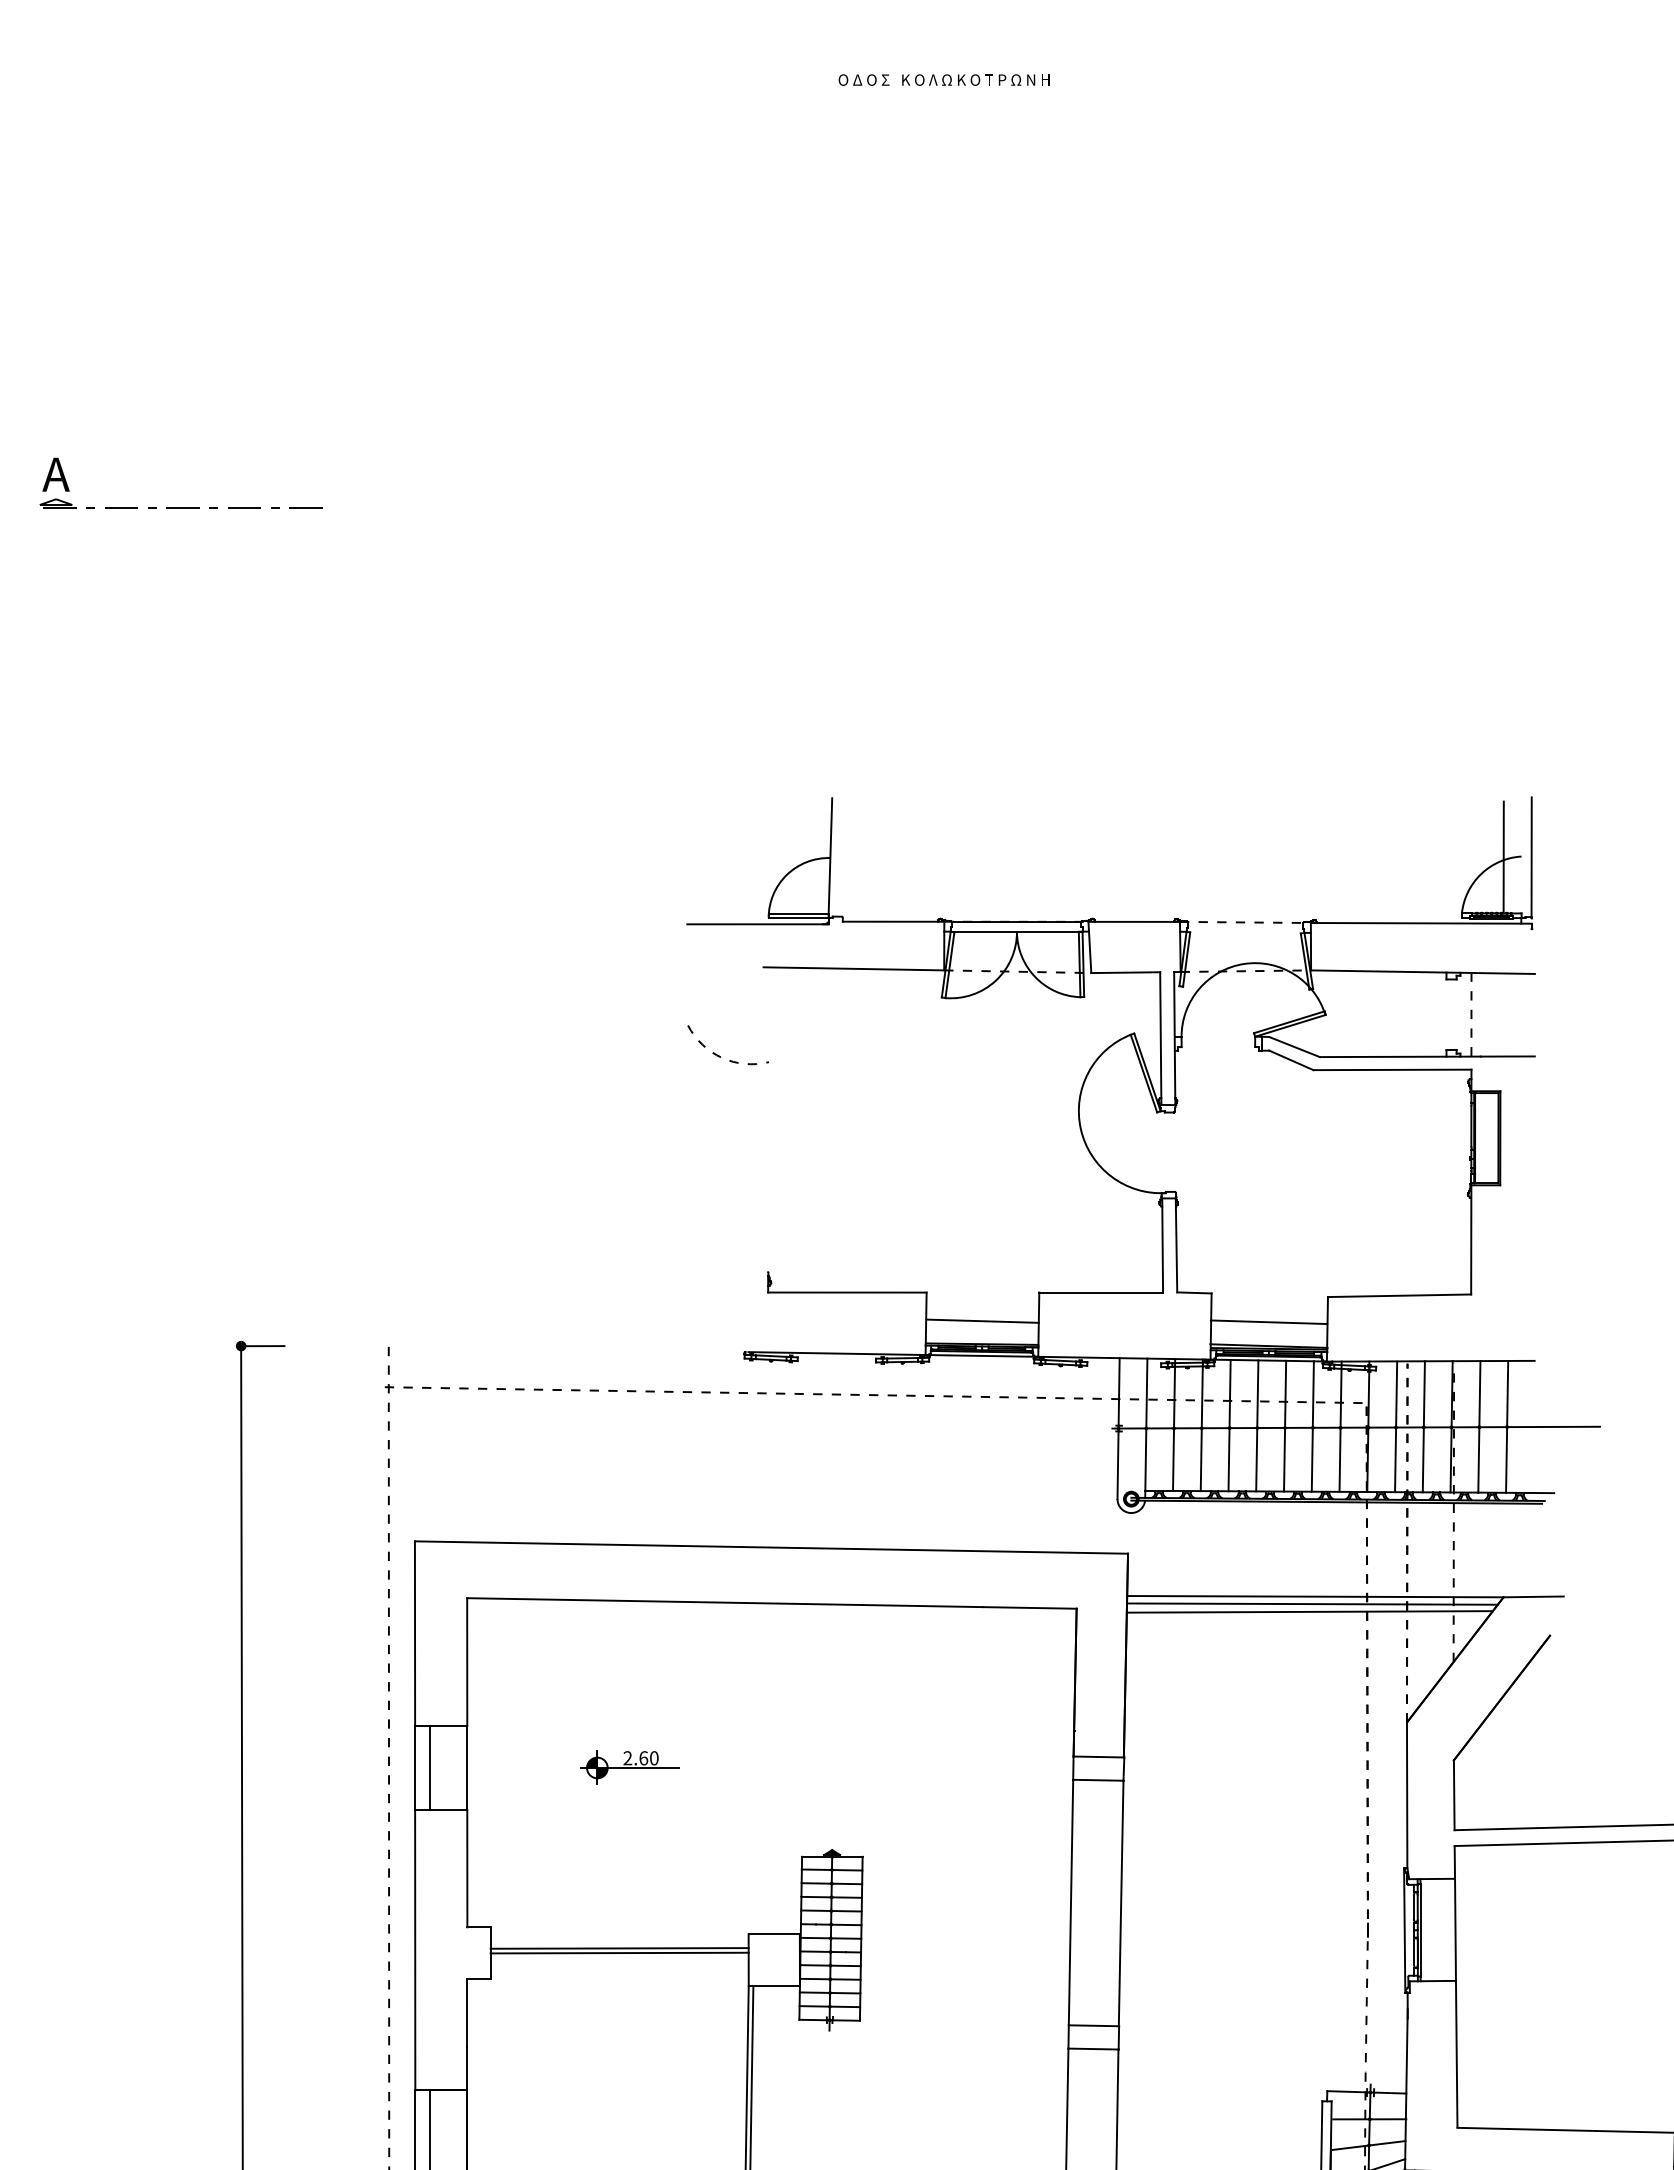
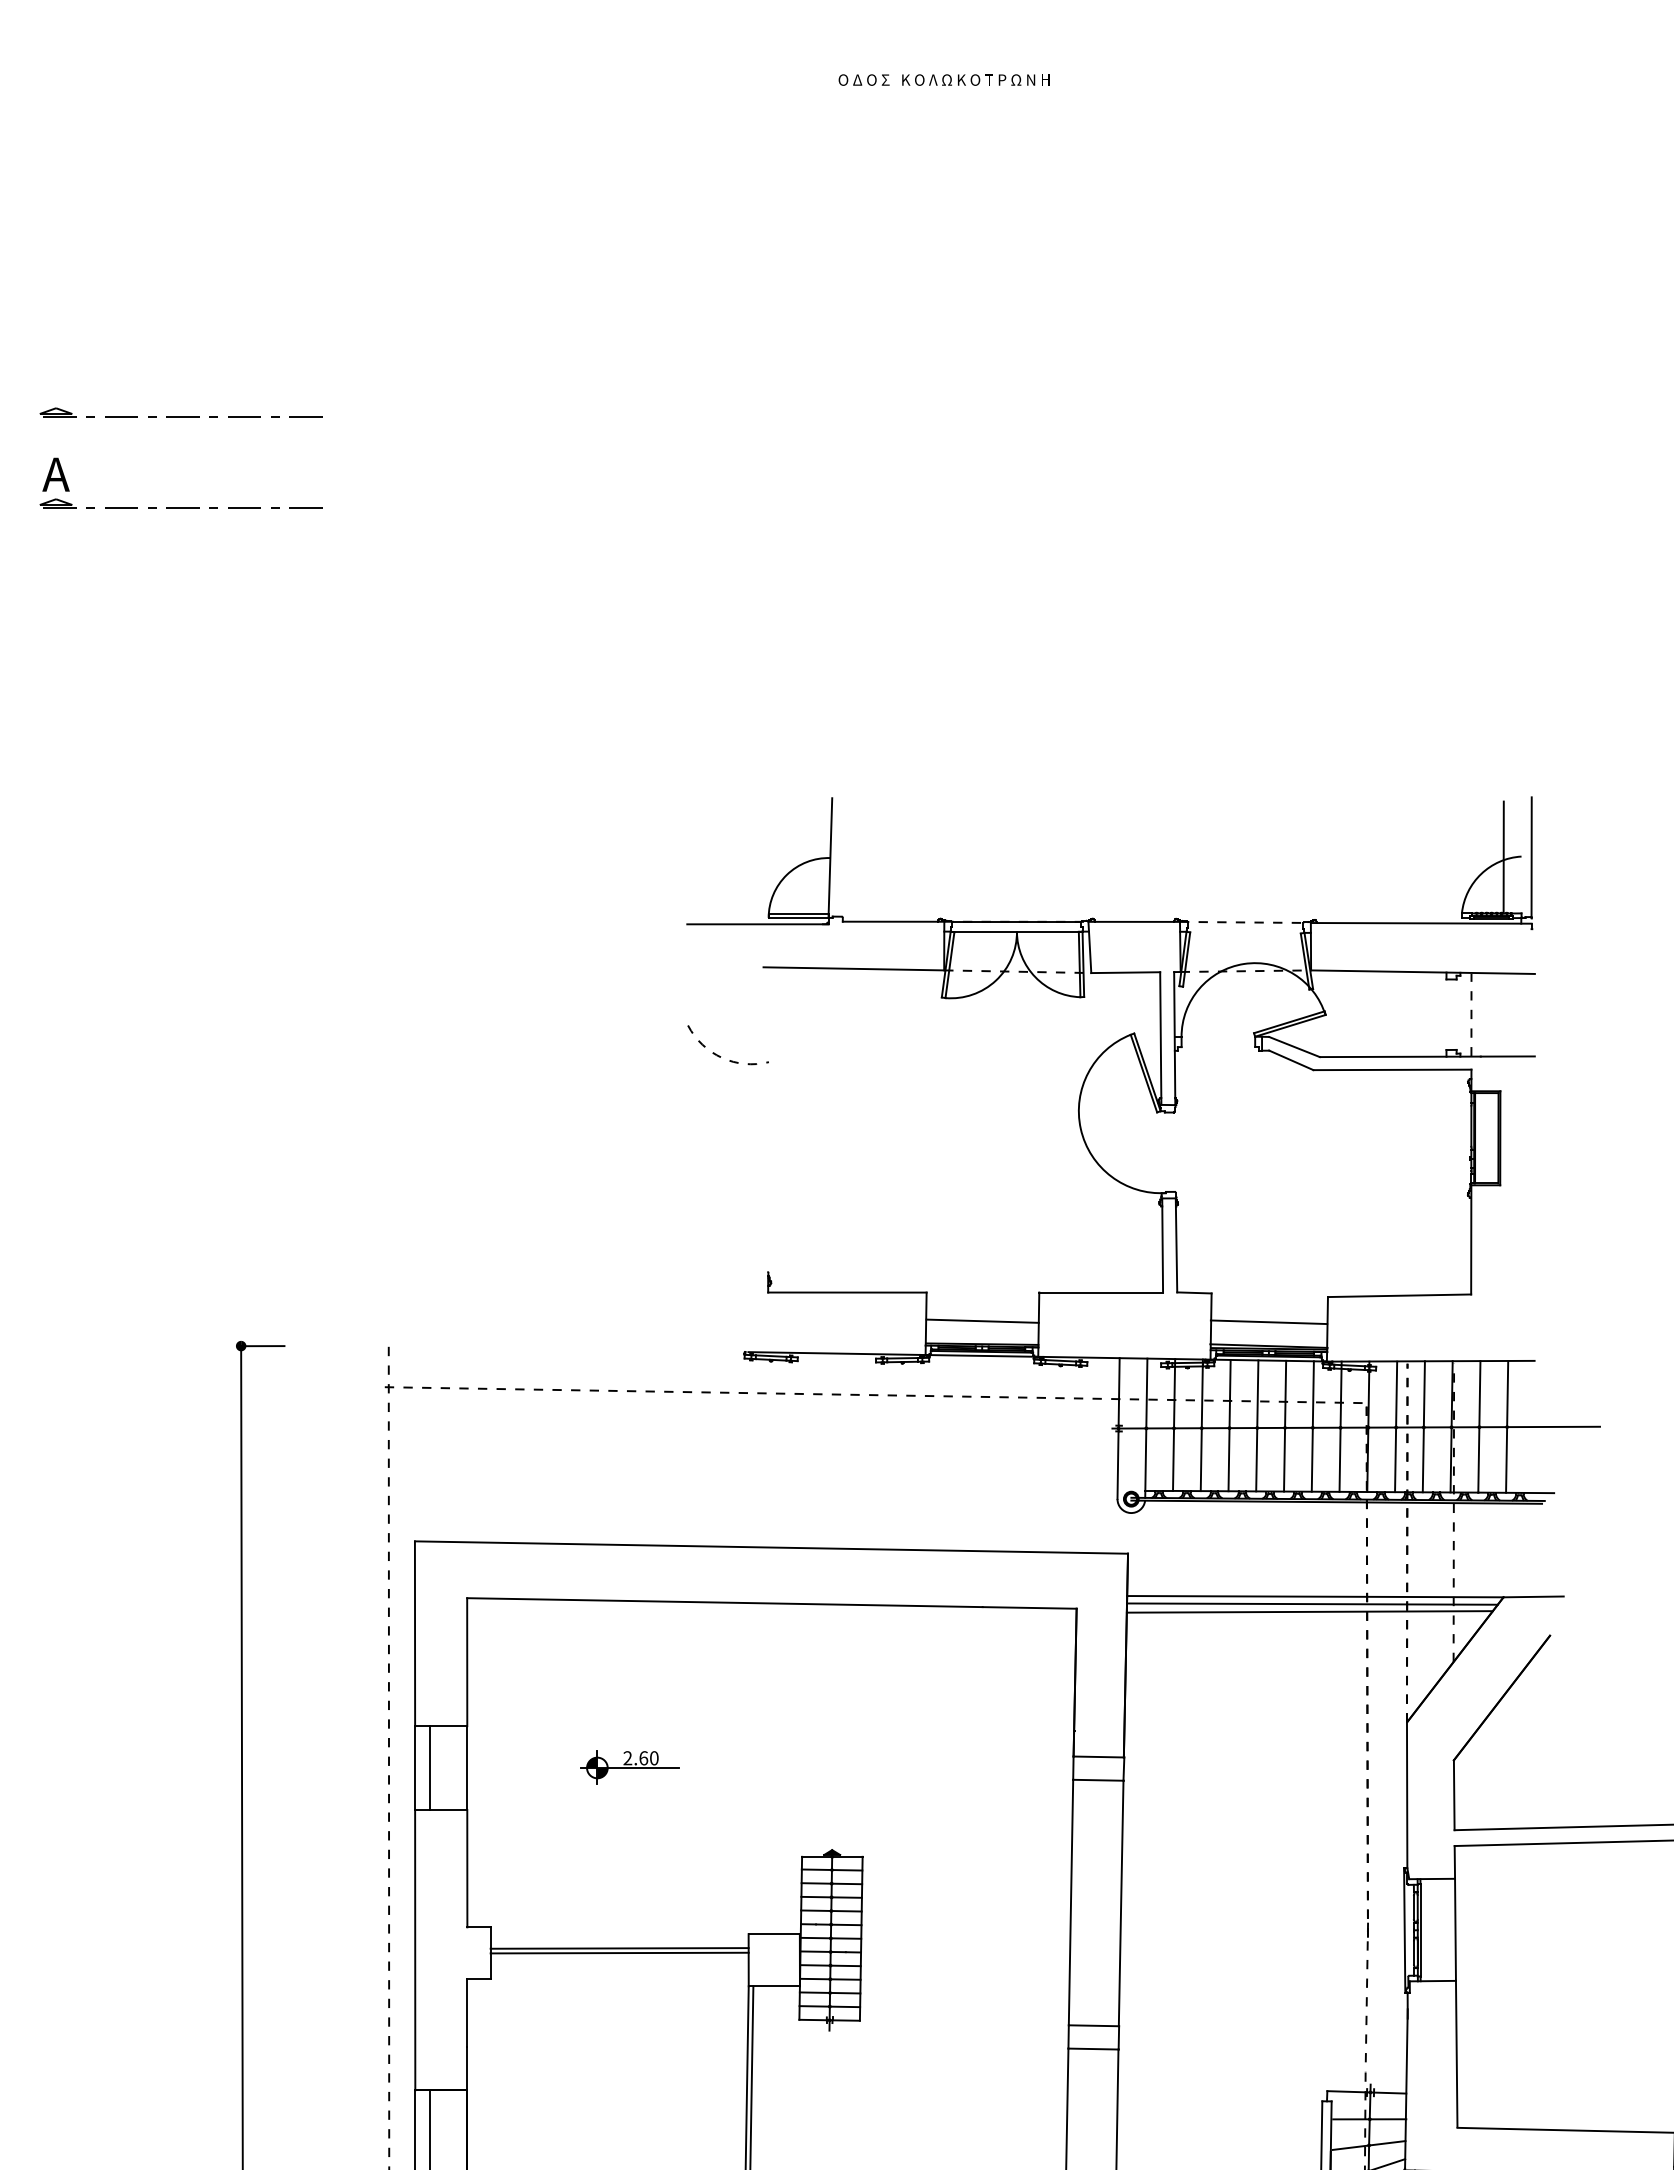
part: none -> present (180, 412)
